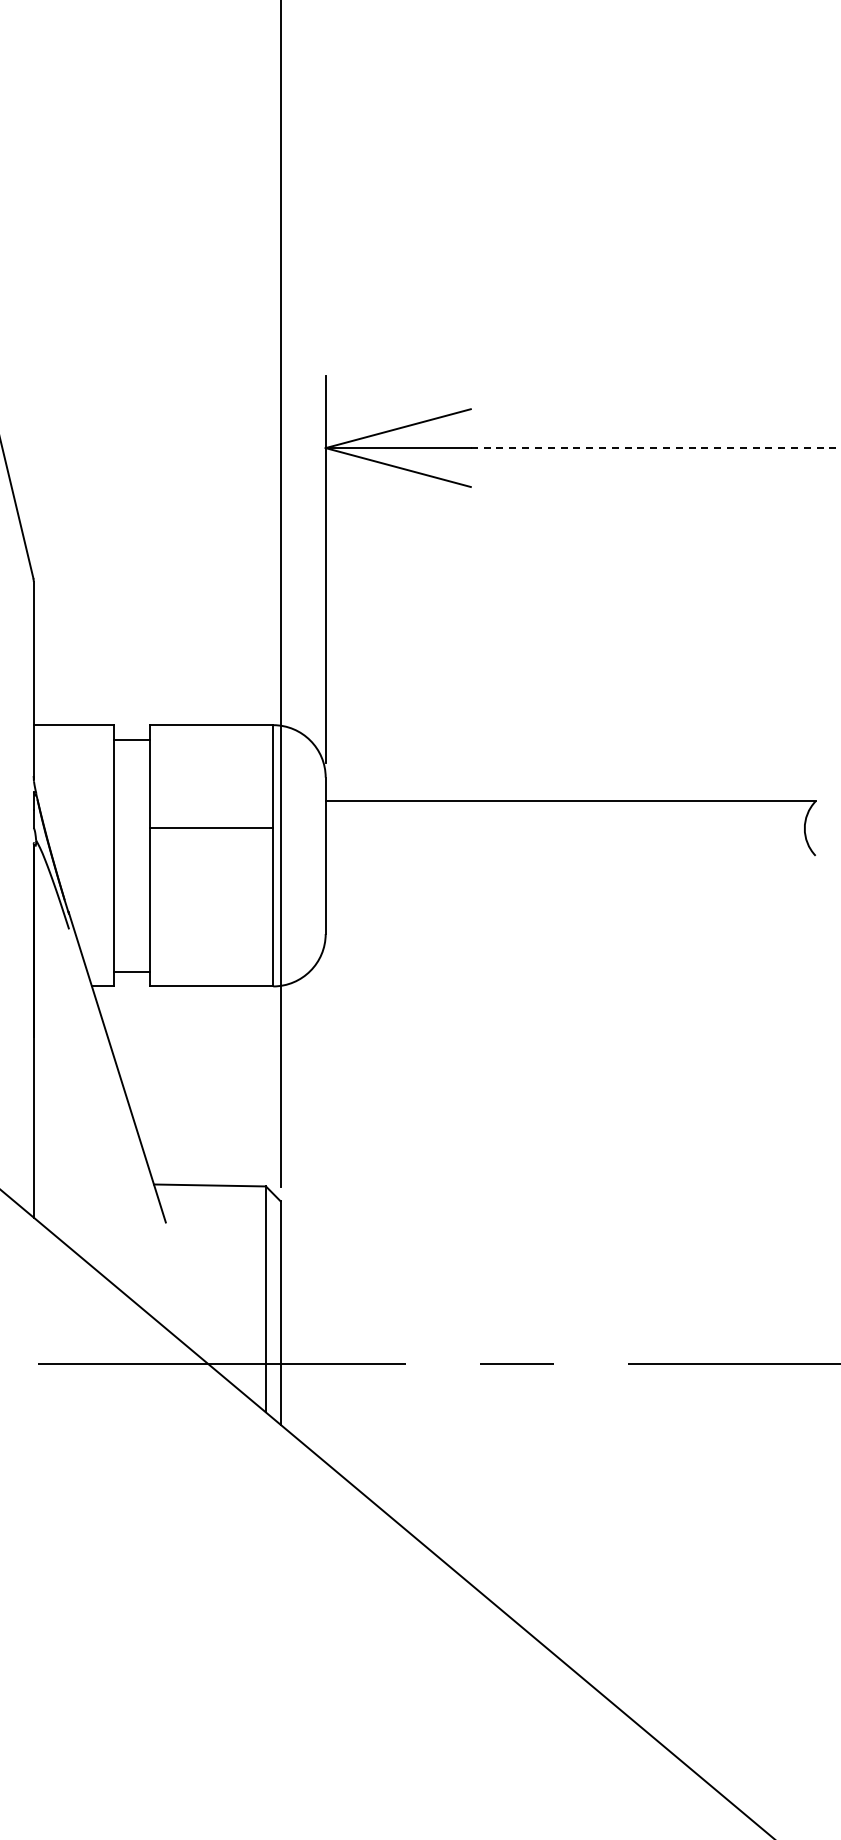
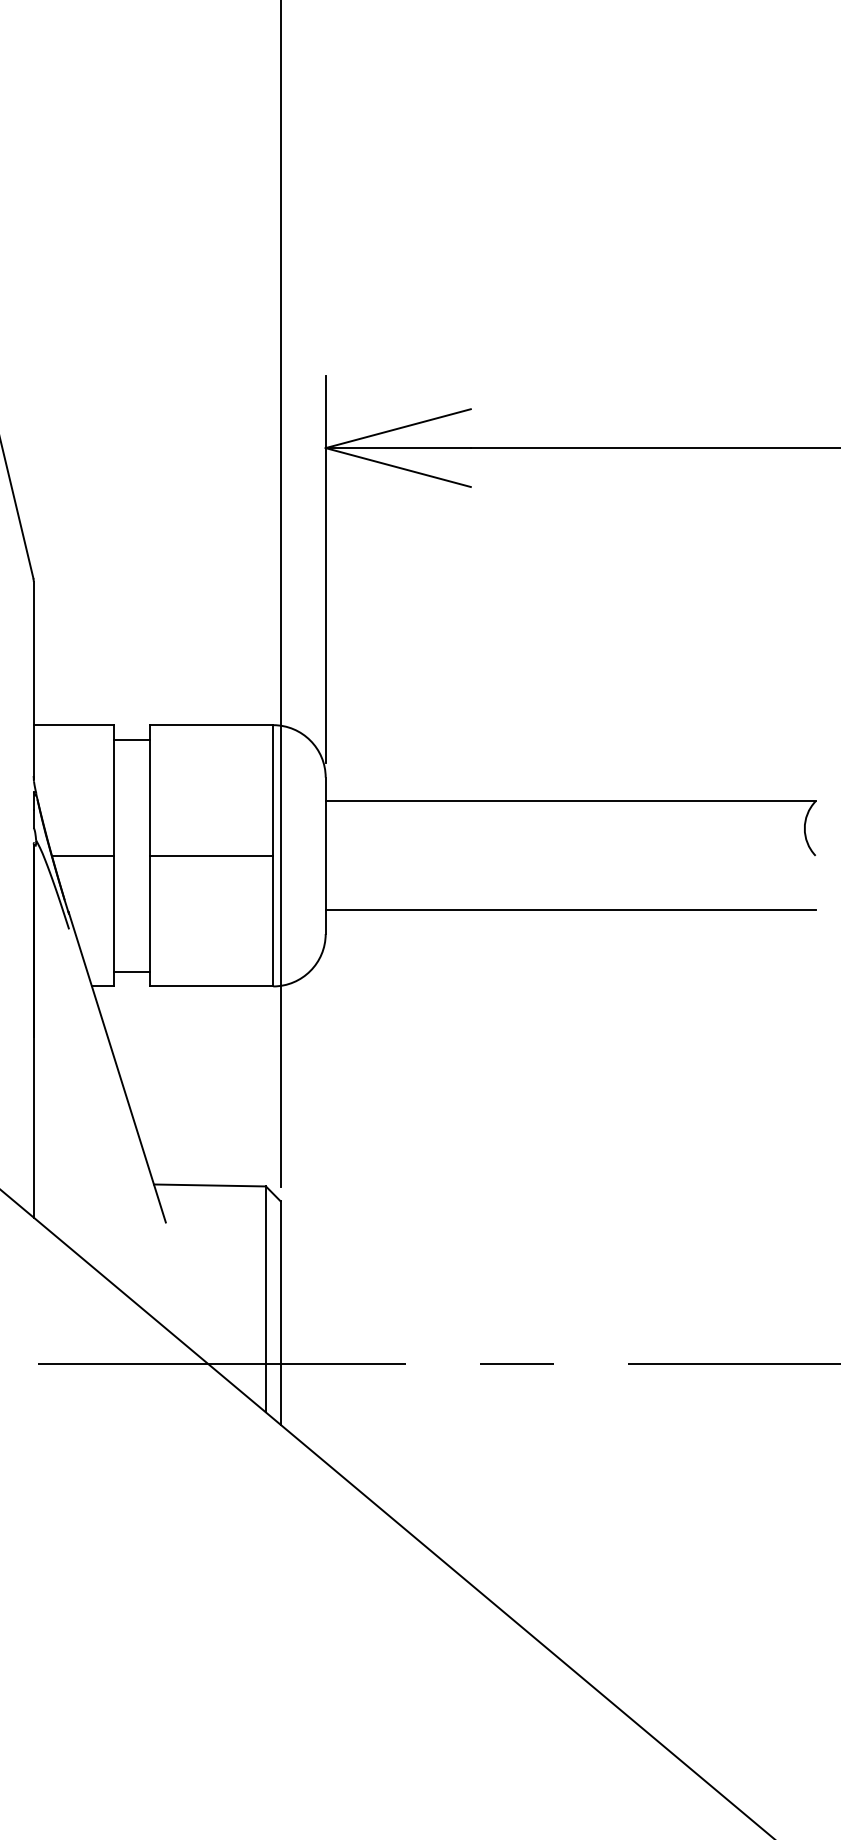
line: dashed -> solid (655, 448)
line position: (211, 827) -> (211, 855) (211, 855)
line: none -> present (82, 855)
line: none -> present (570, 910)
